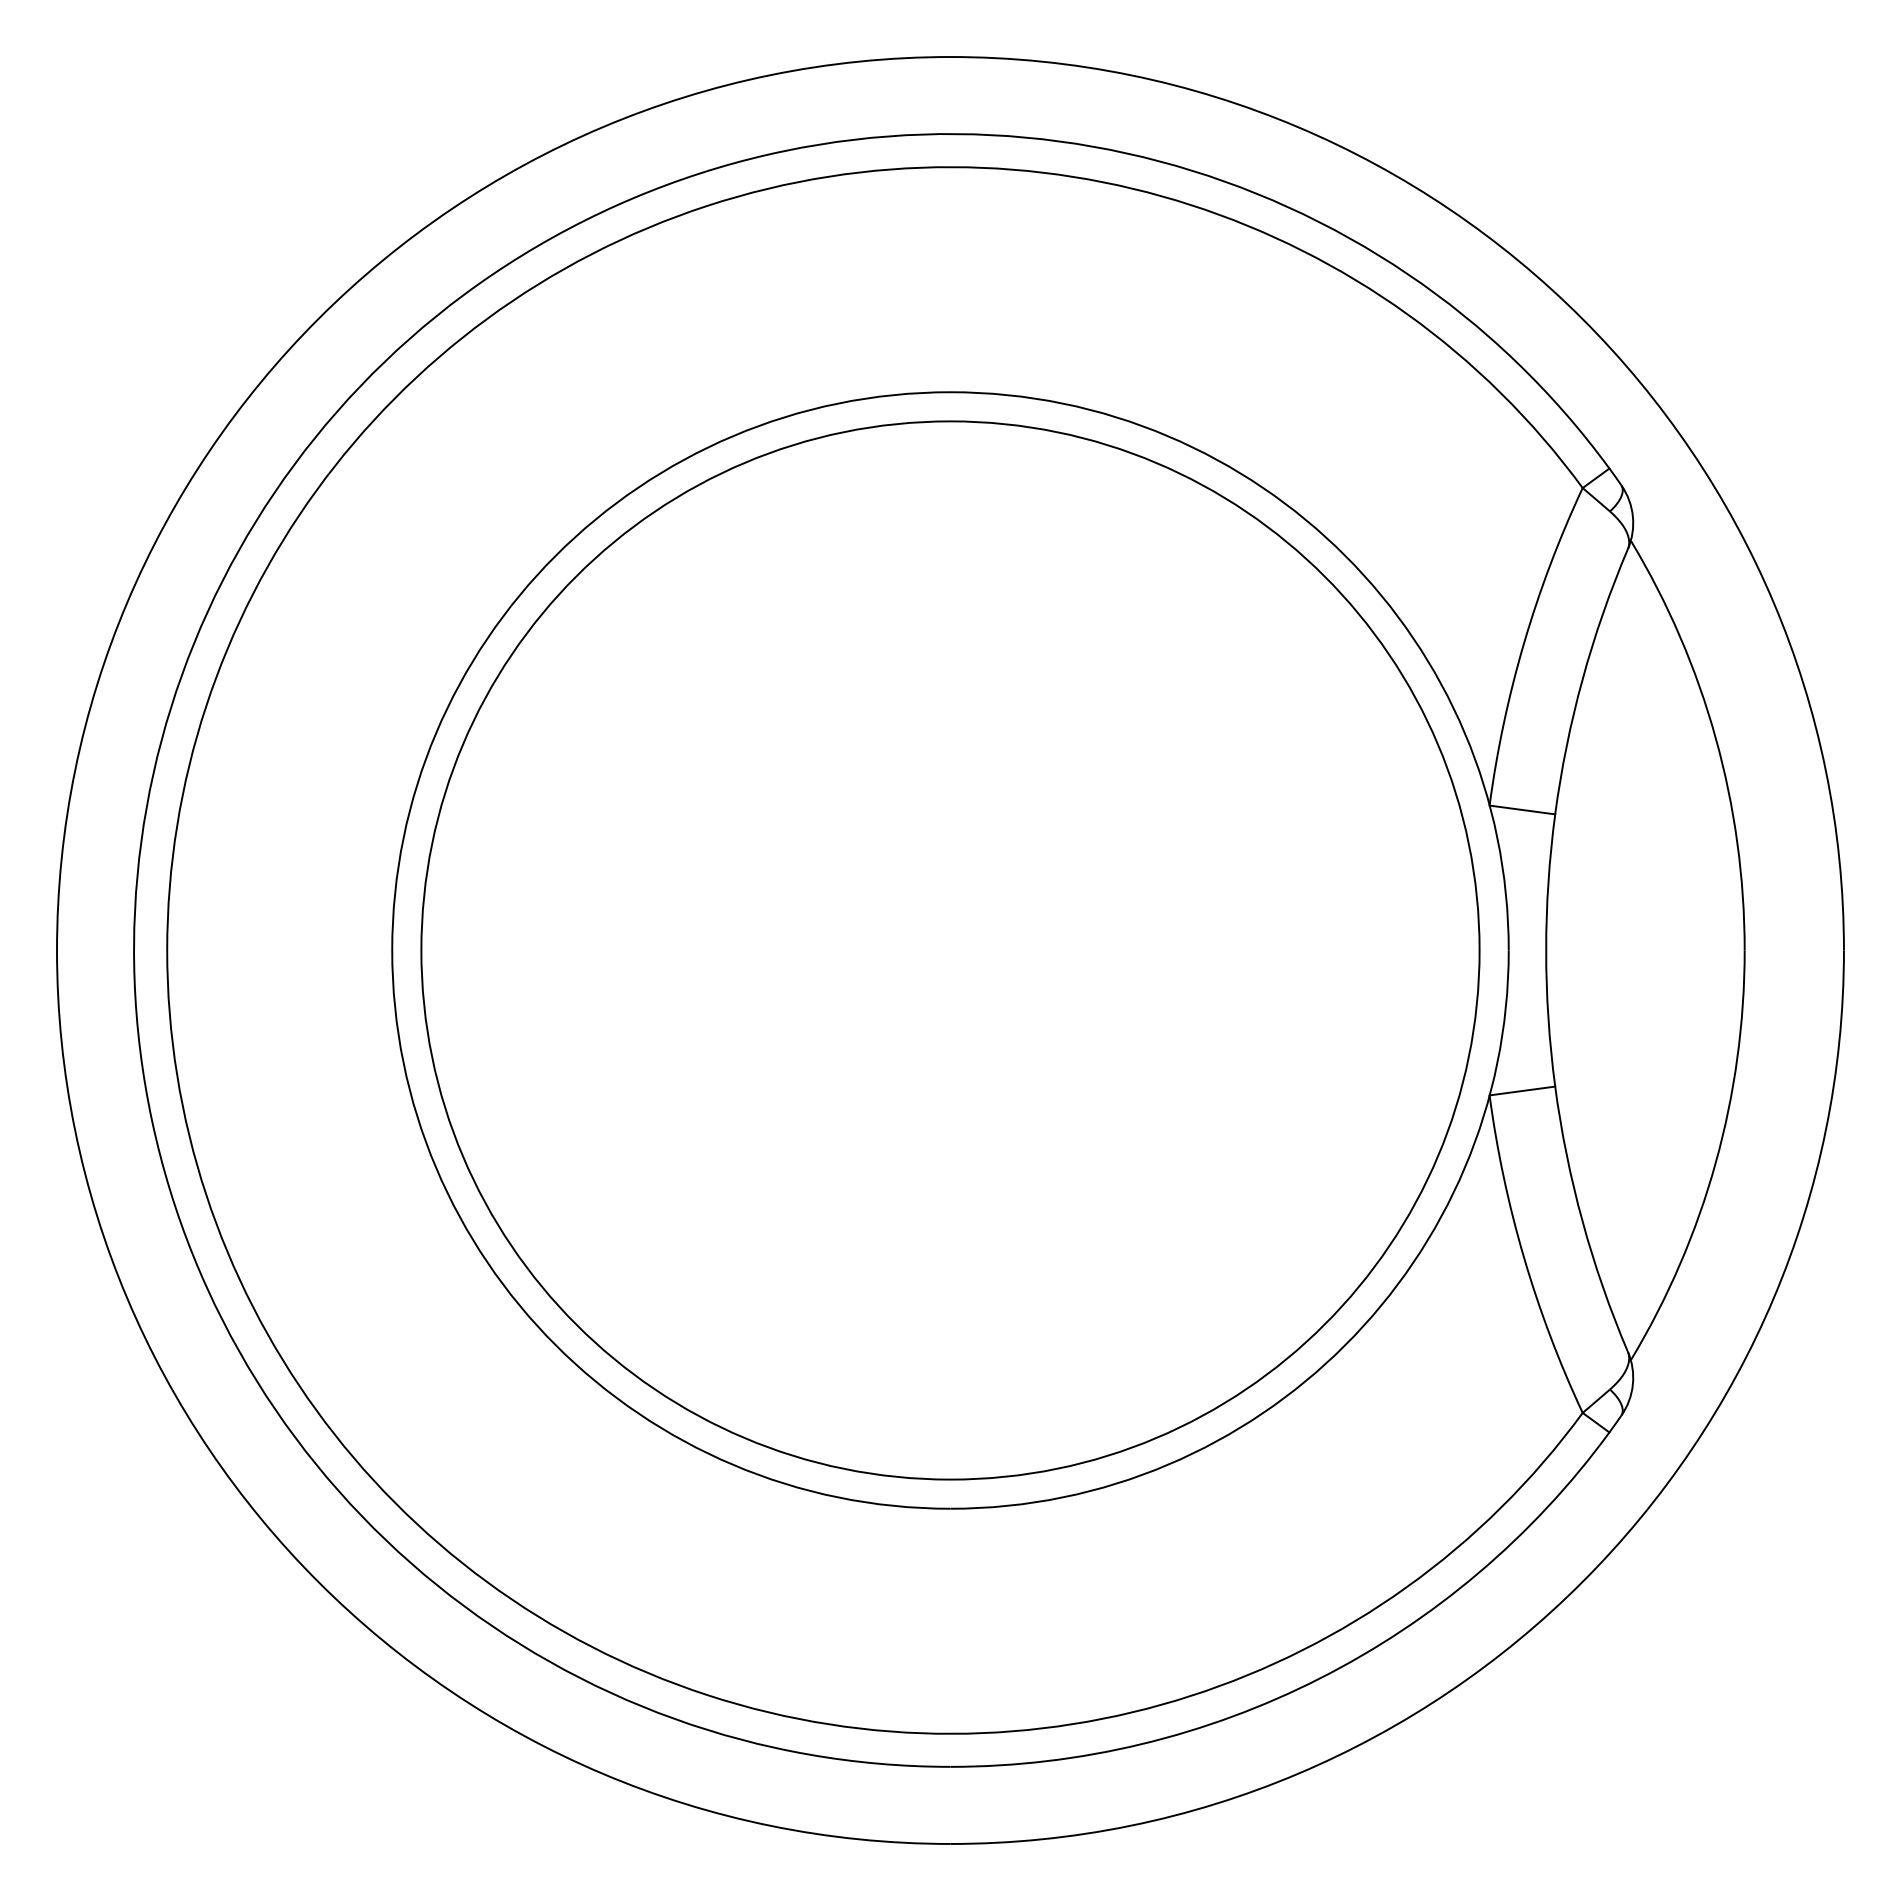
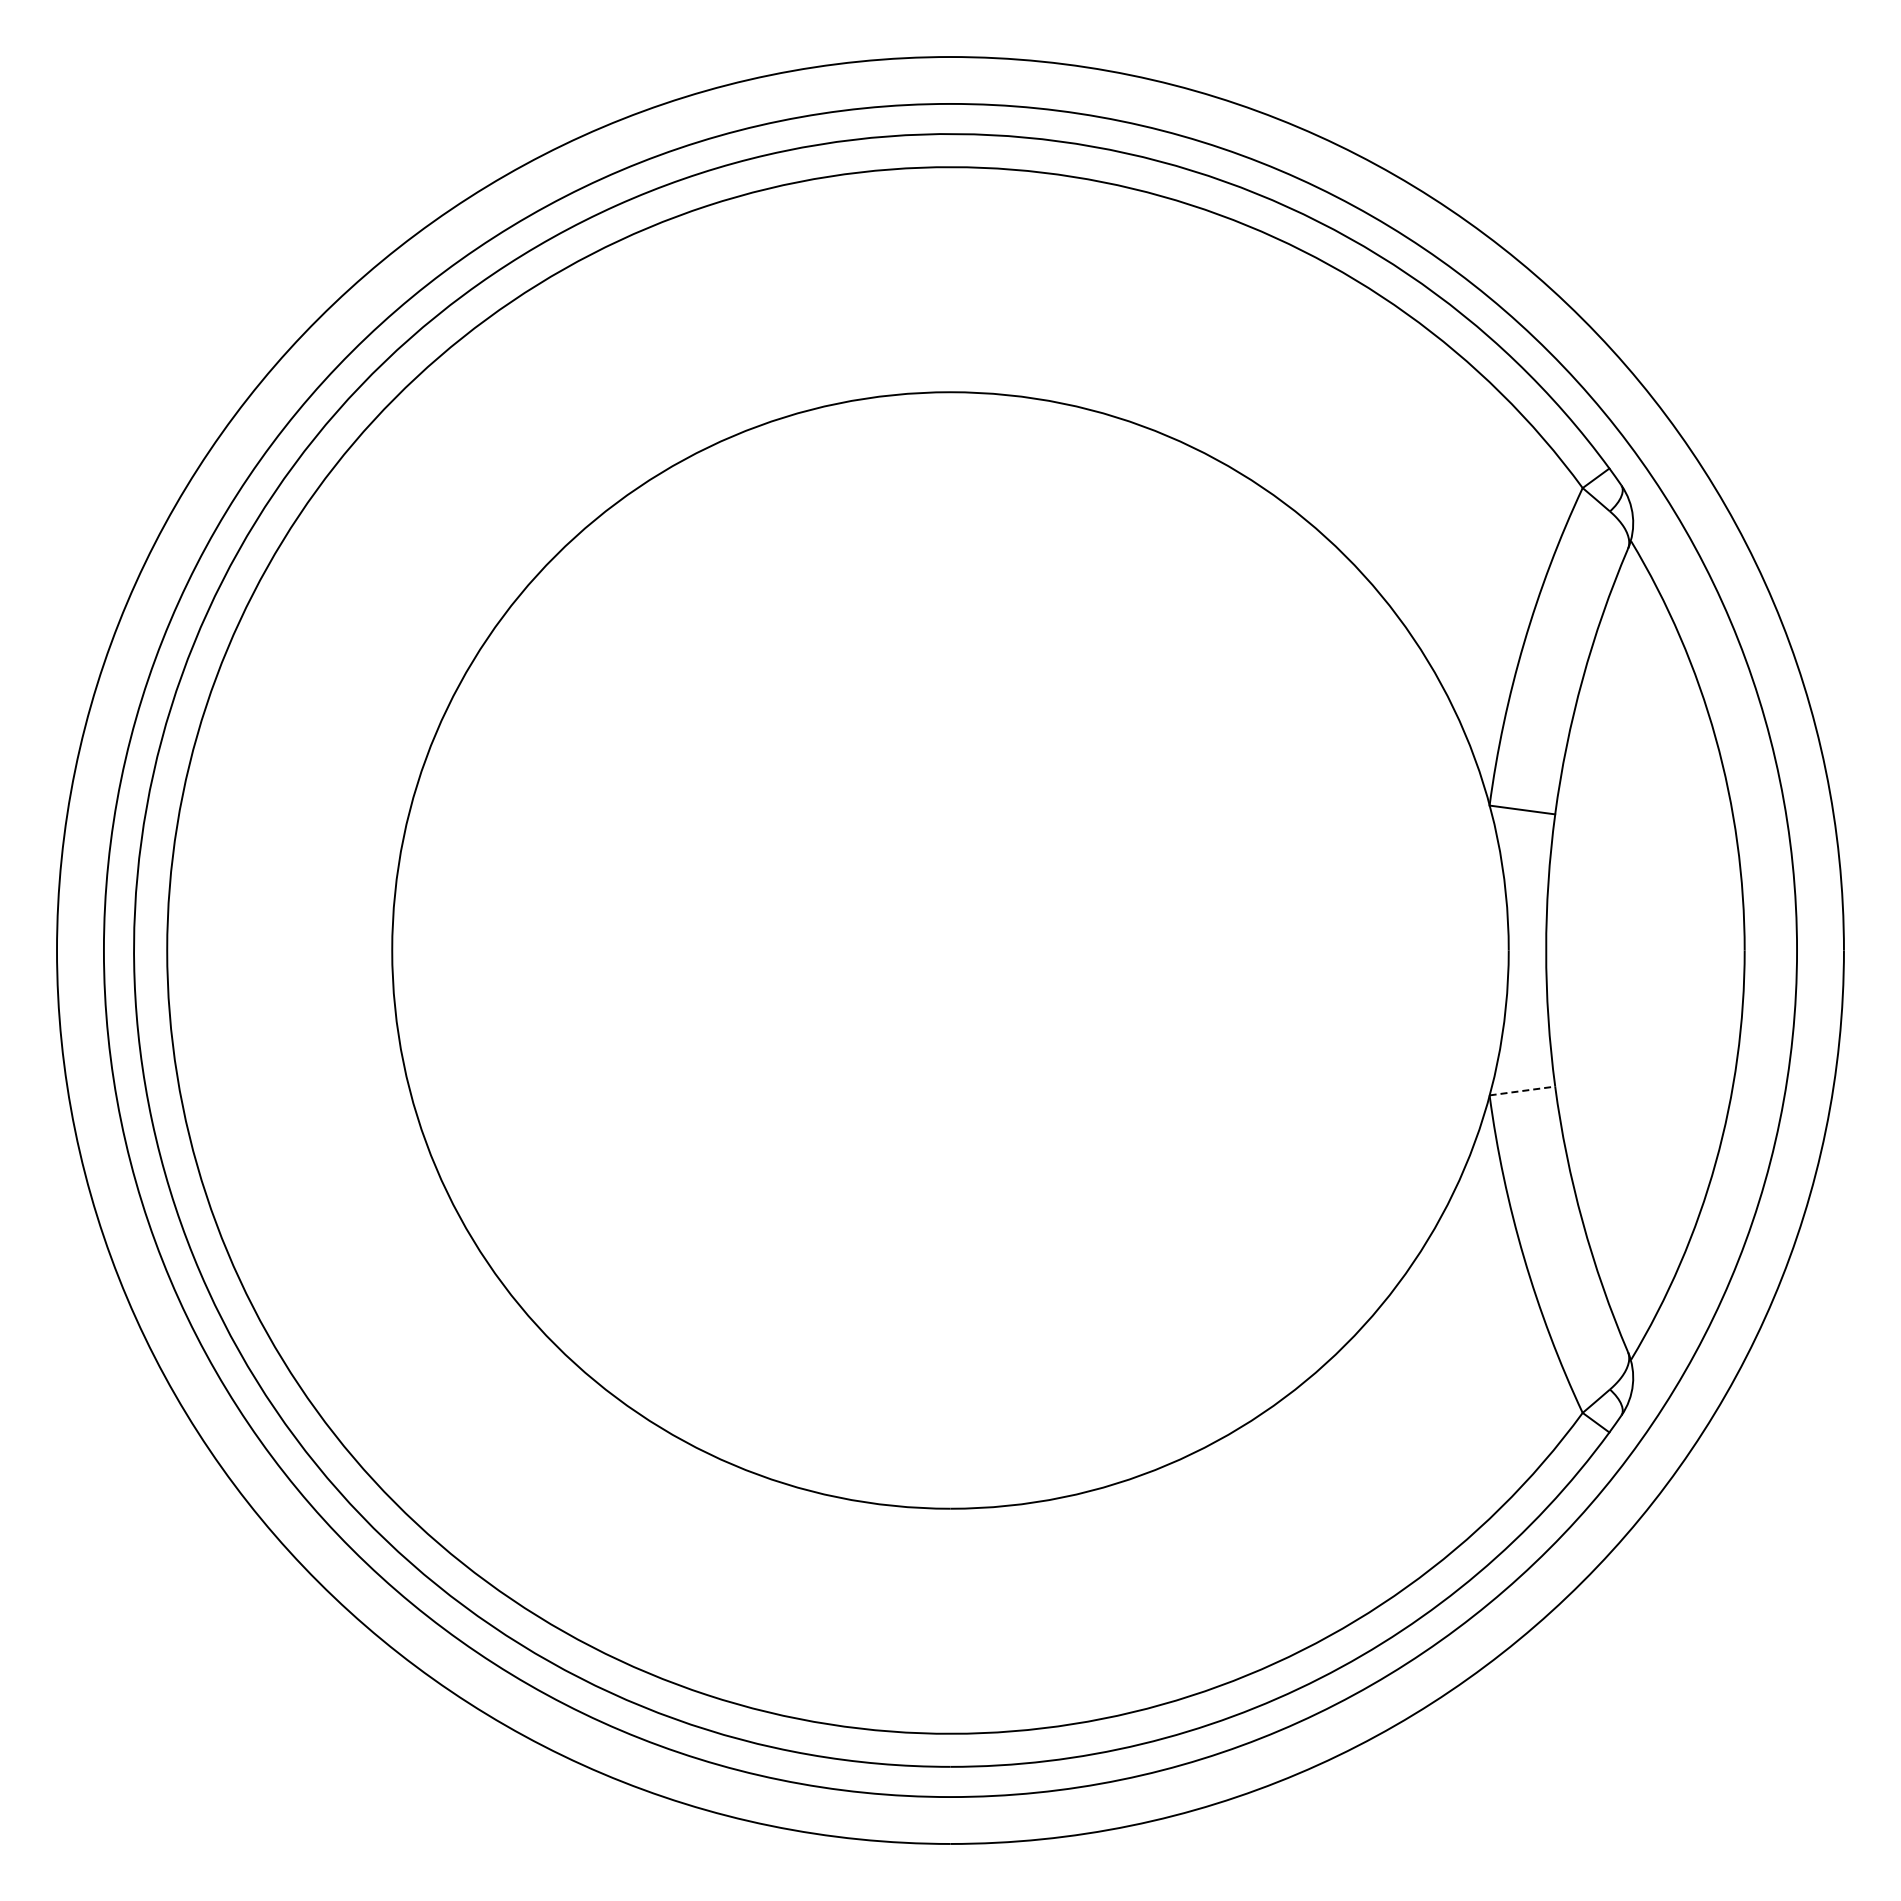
circle diameter: 1058 px -> 1693 px (950, 950)
line: solid -> dashed (1522, 1090)
